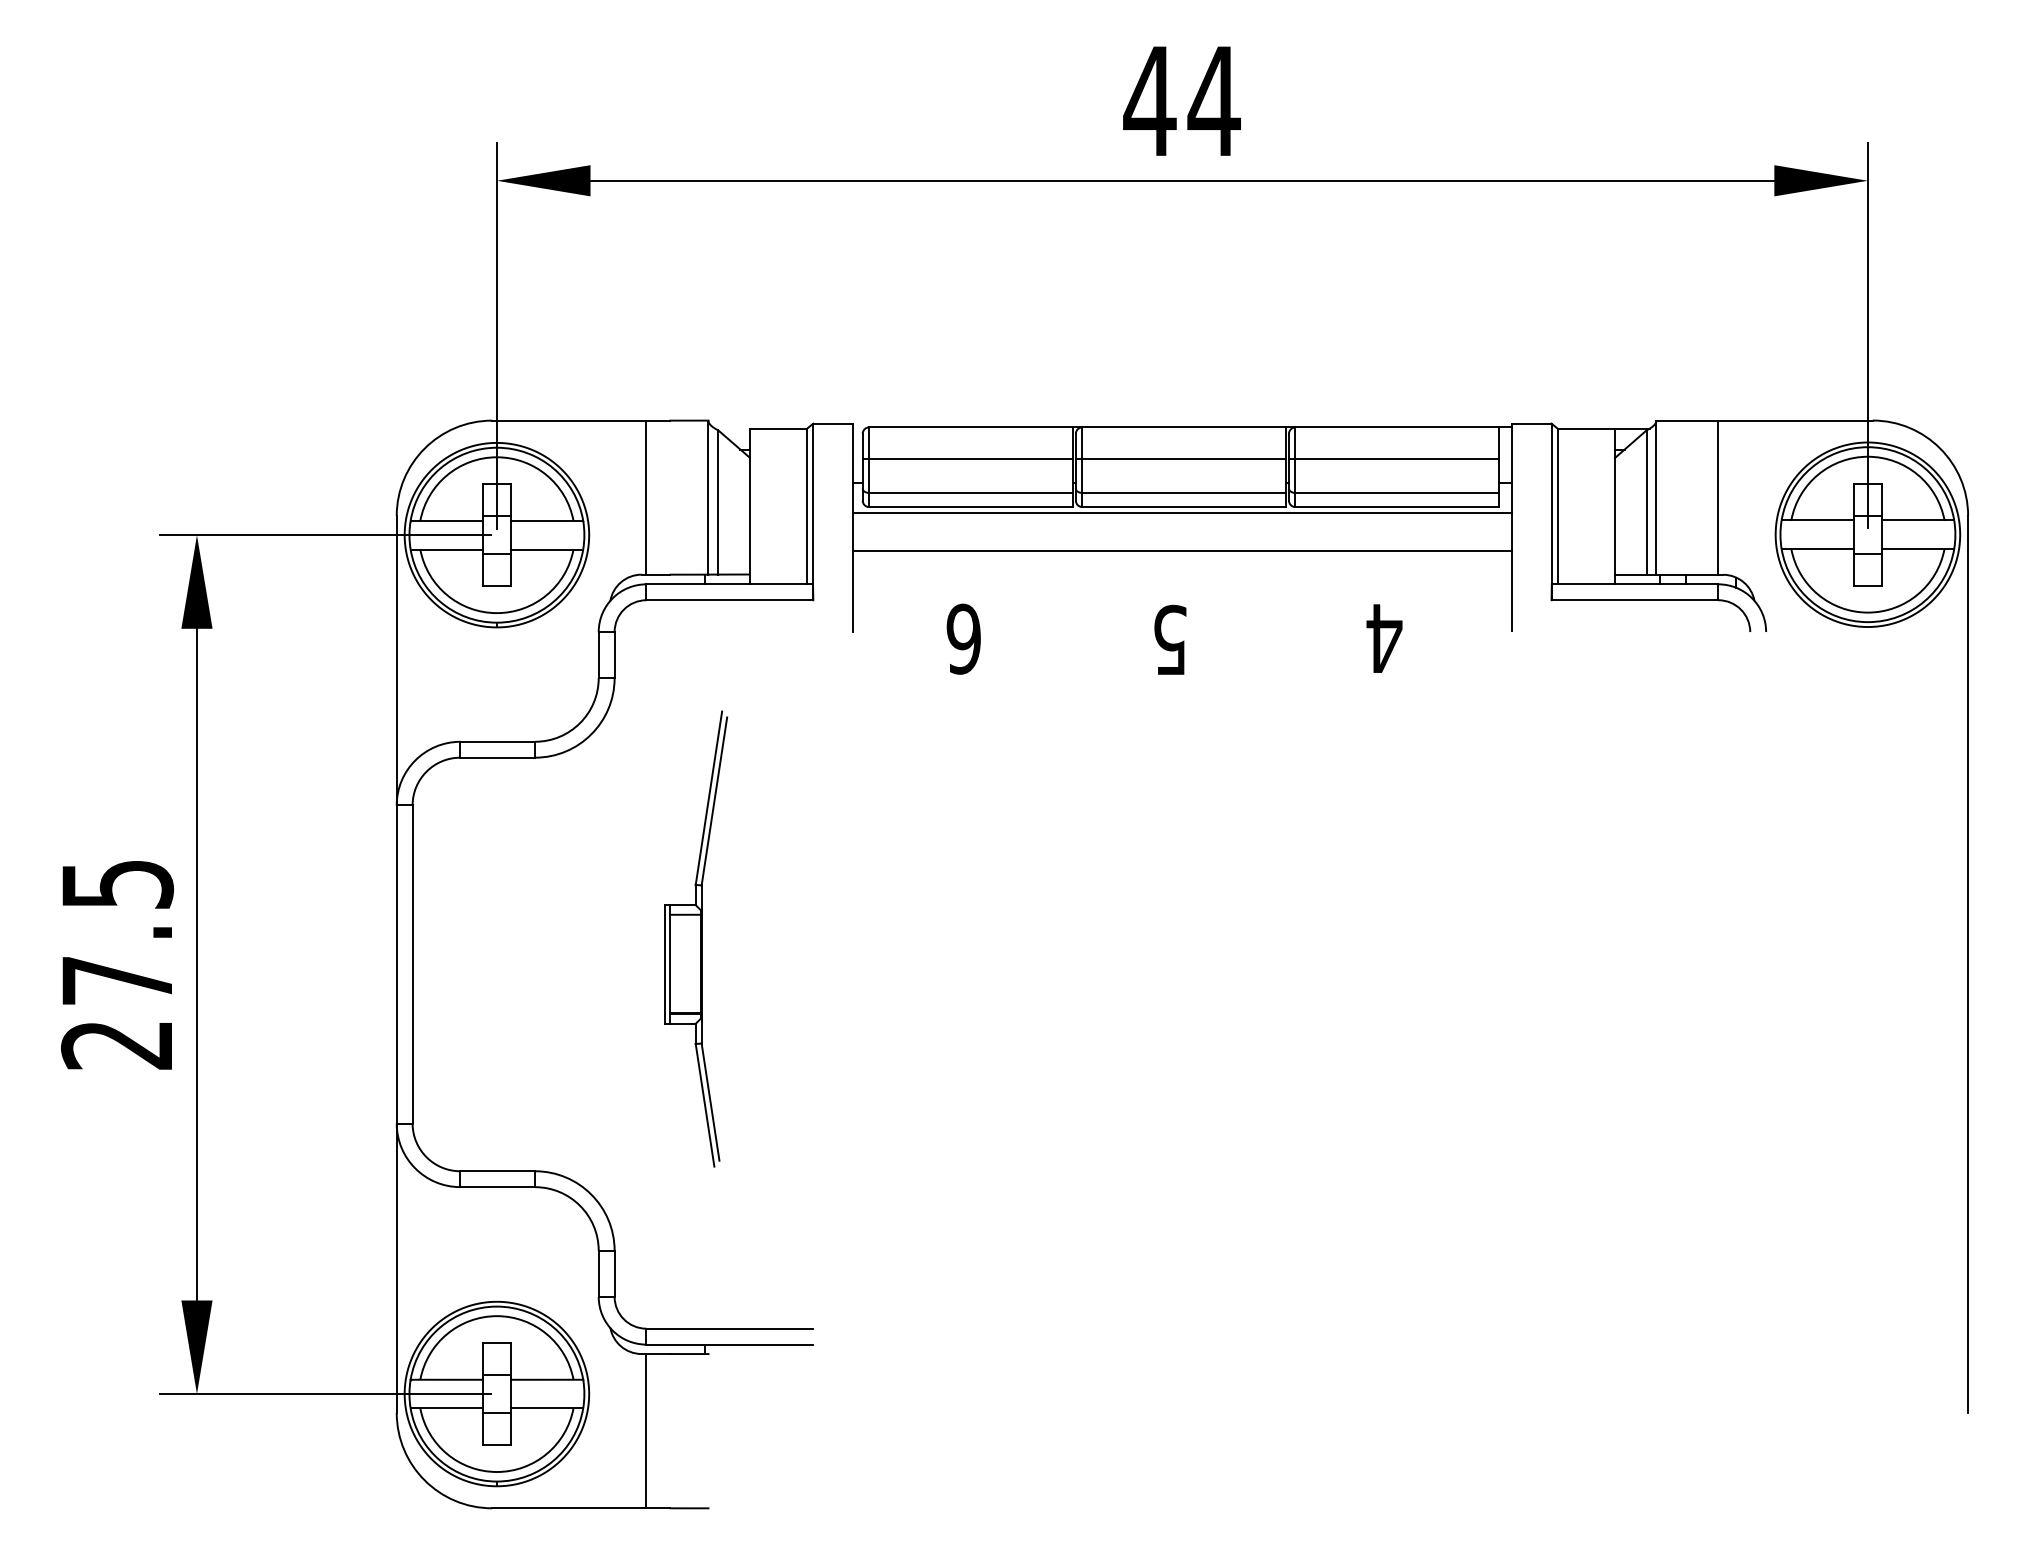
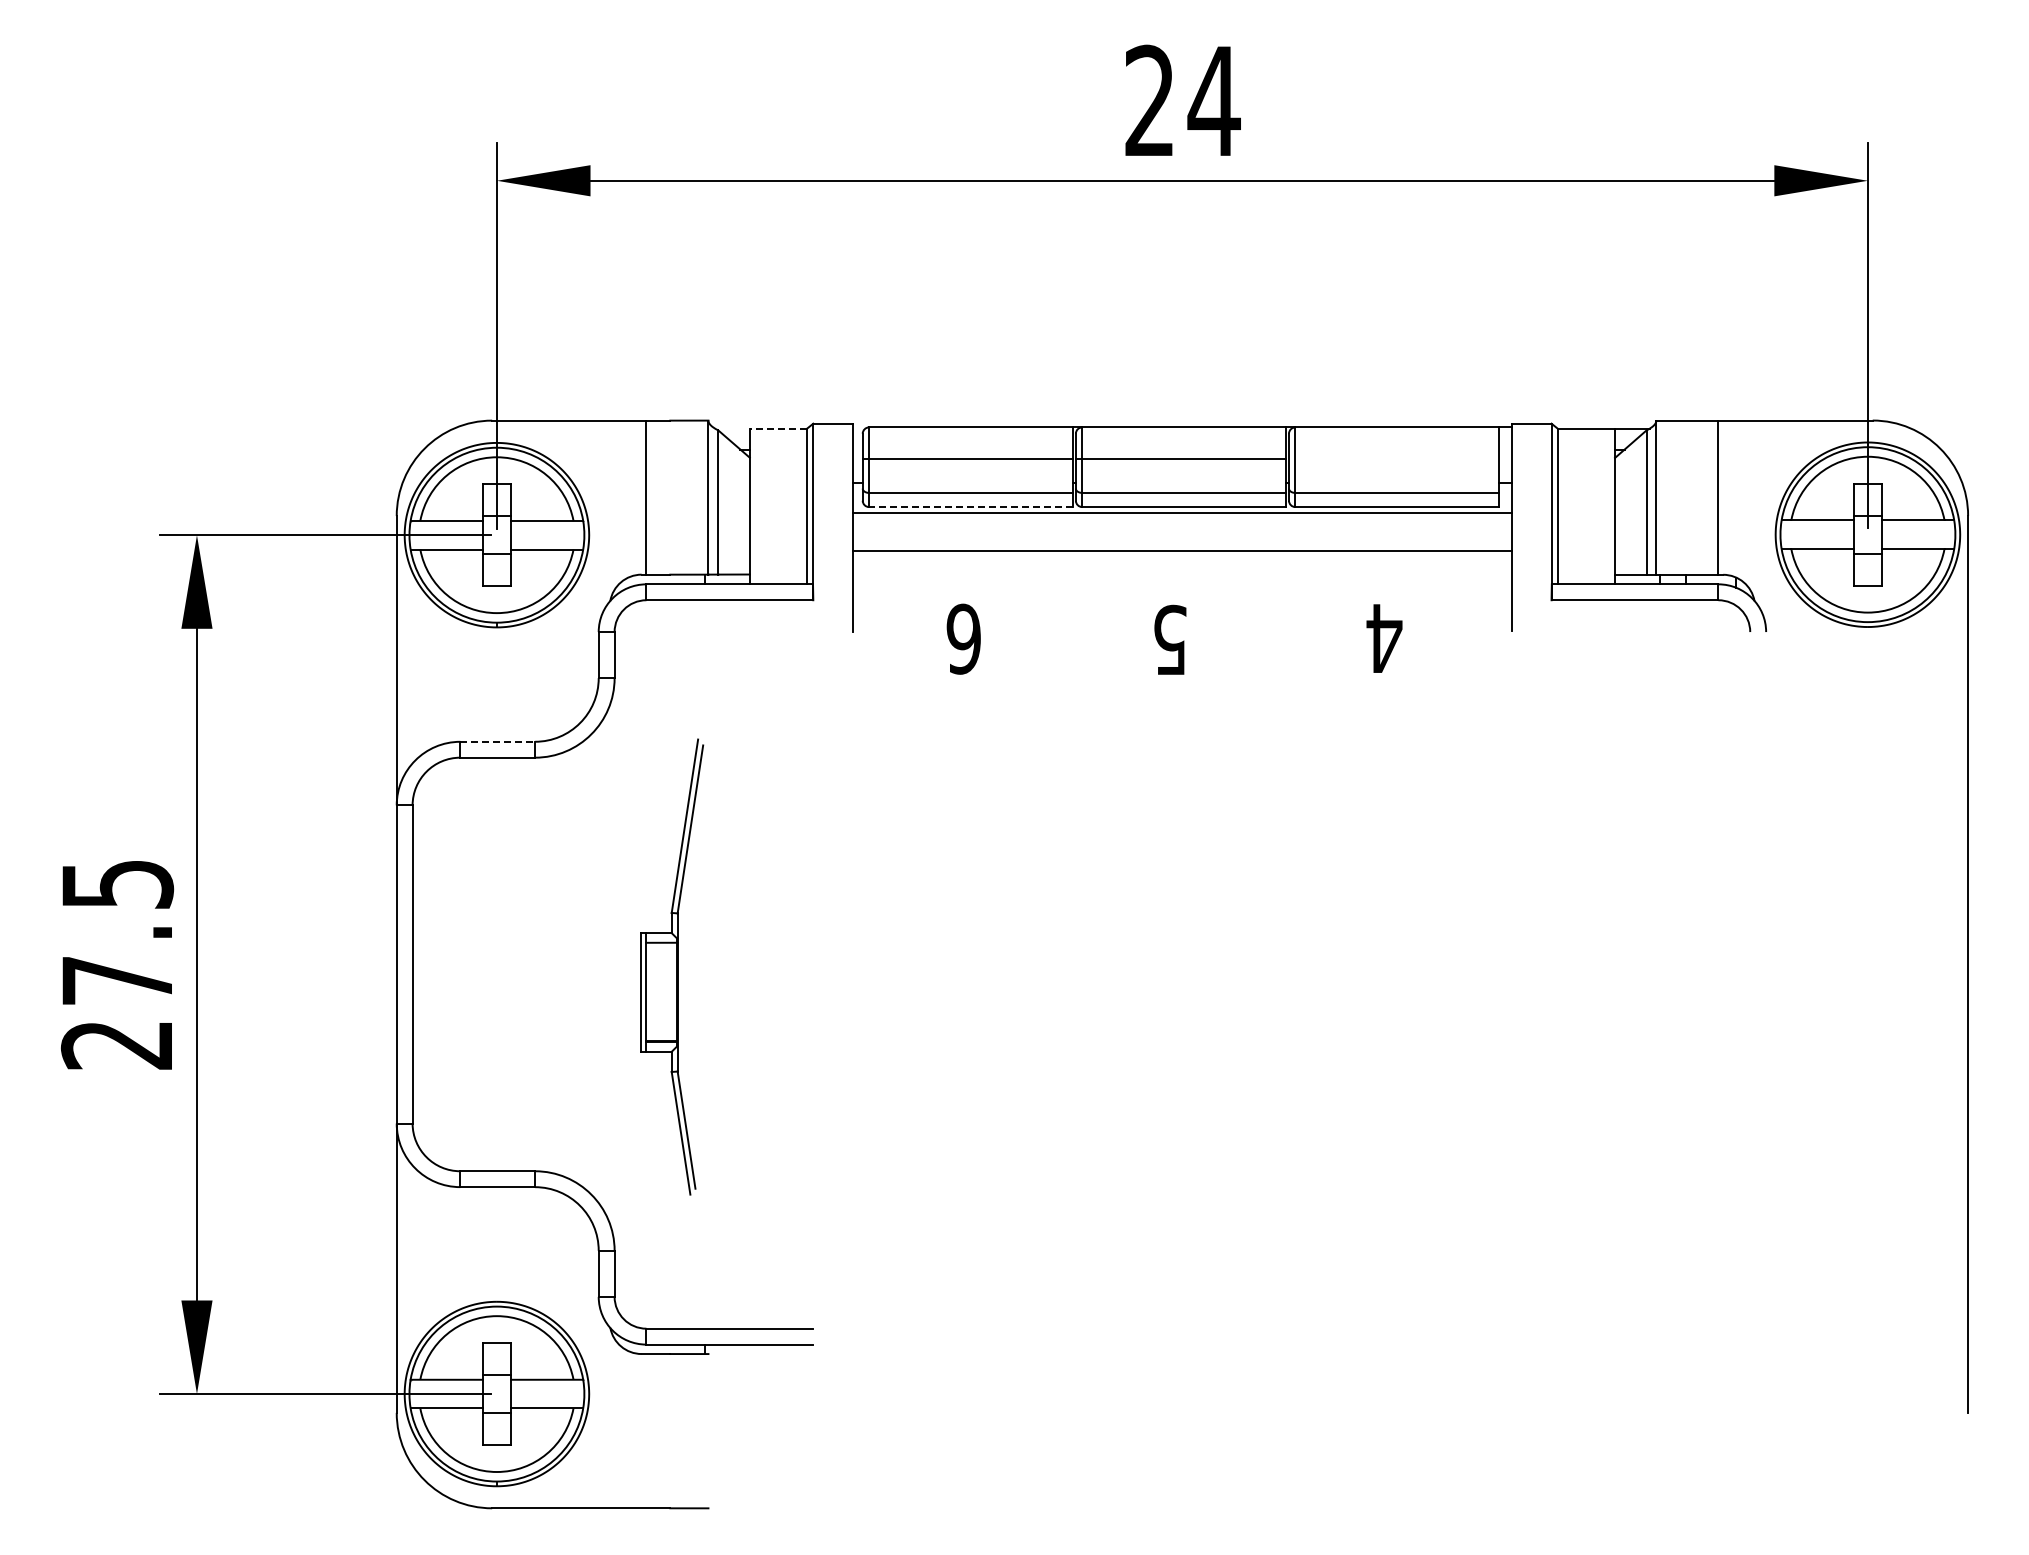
text: 44 -> 24 (1149, 99)
line: solid -> dashed (778, 428)
line: present -> none (1394, 459)
line: solid -> dashed (970, 507)
line: solid -> dashed (498, 741)
part position: (696, 938) -> (672, 966) (672, 966)
line: present -> none (646, 1431)
